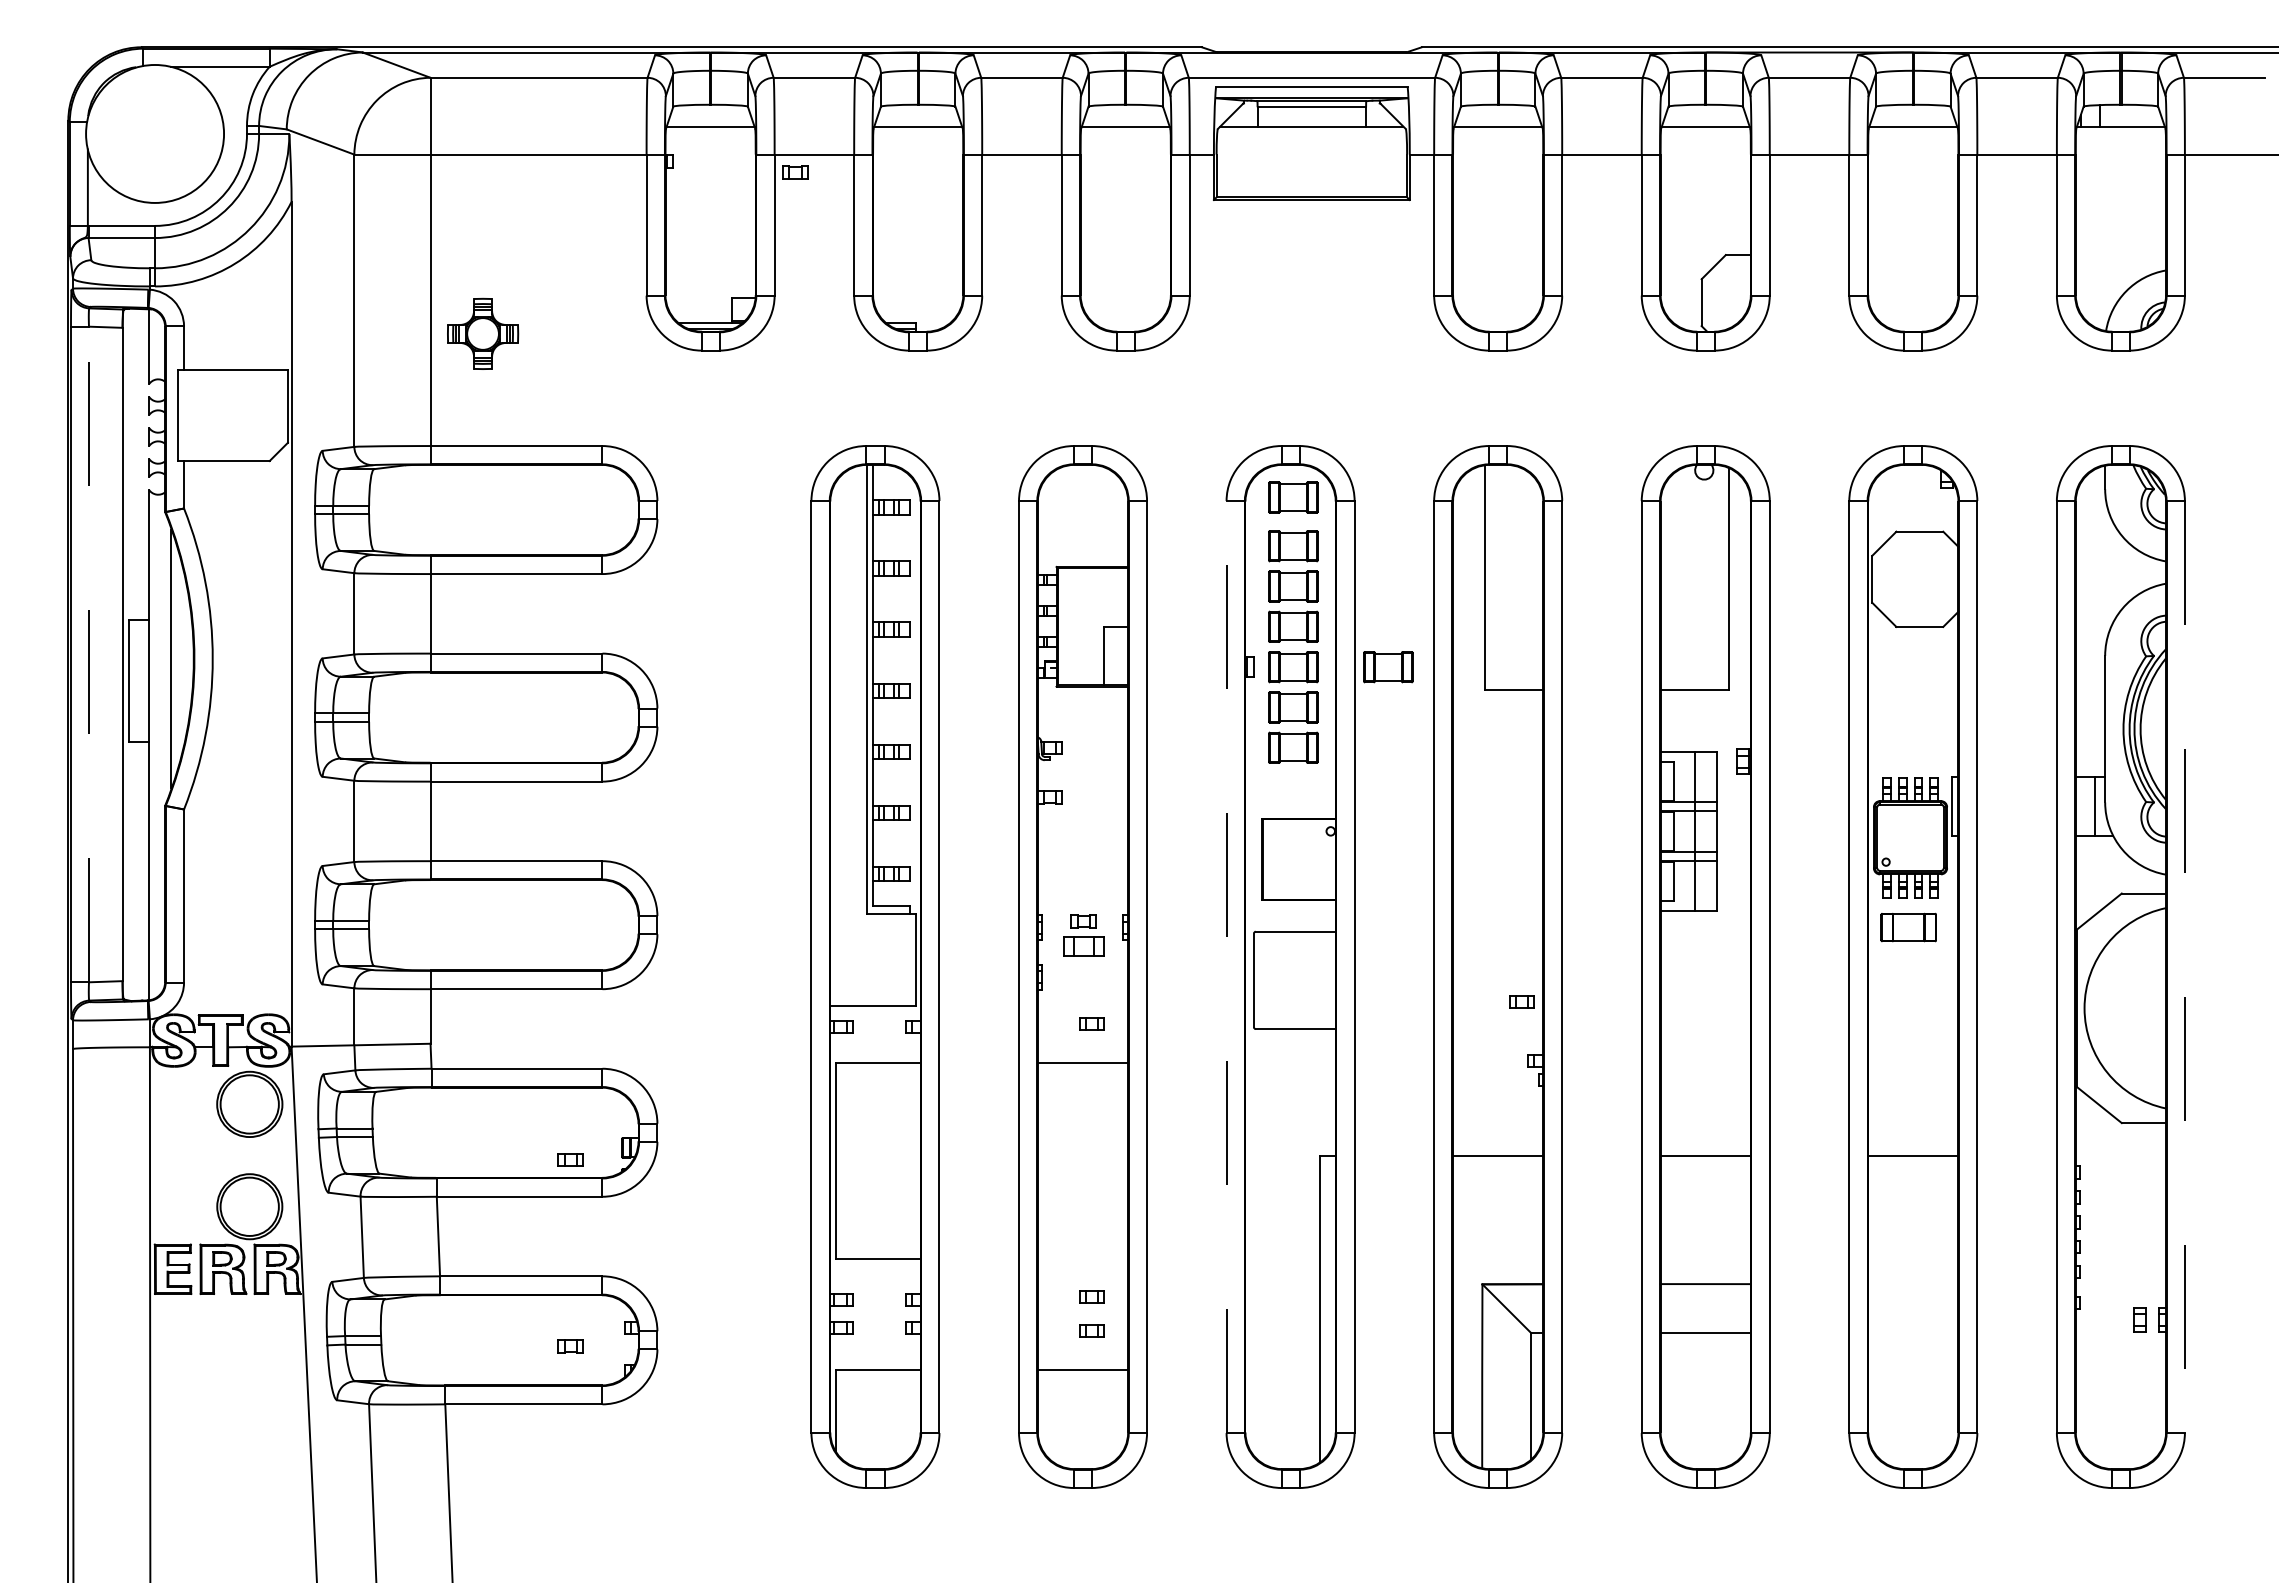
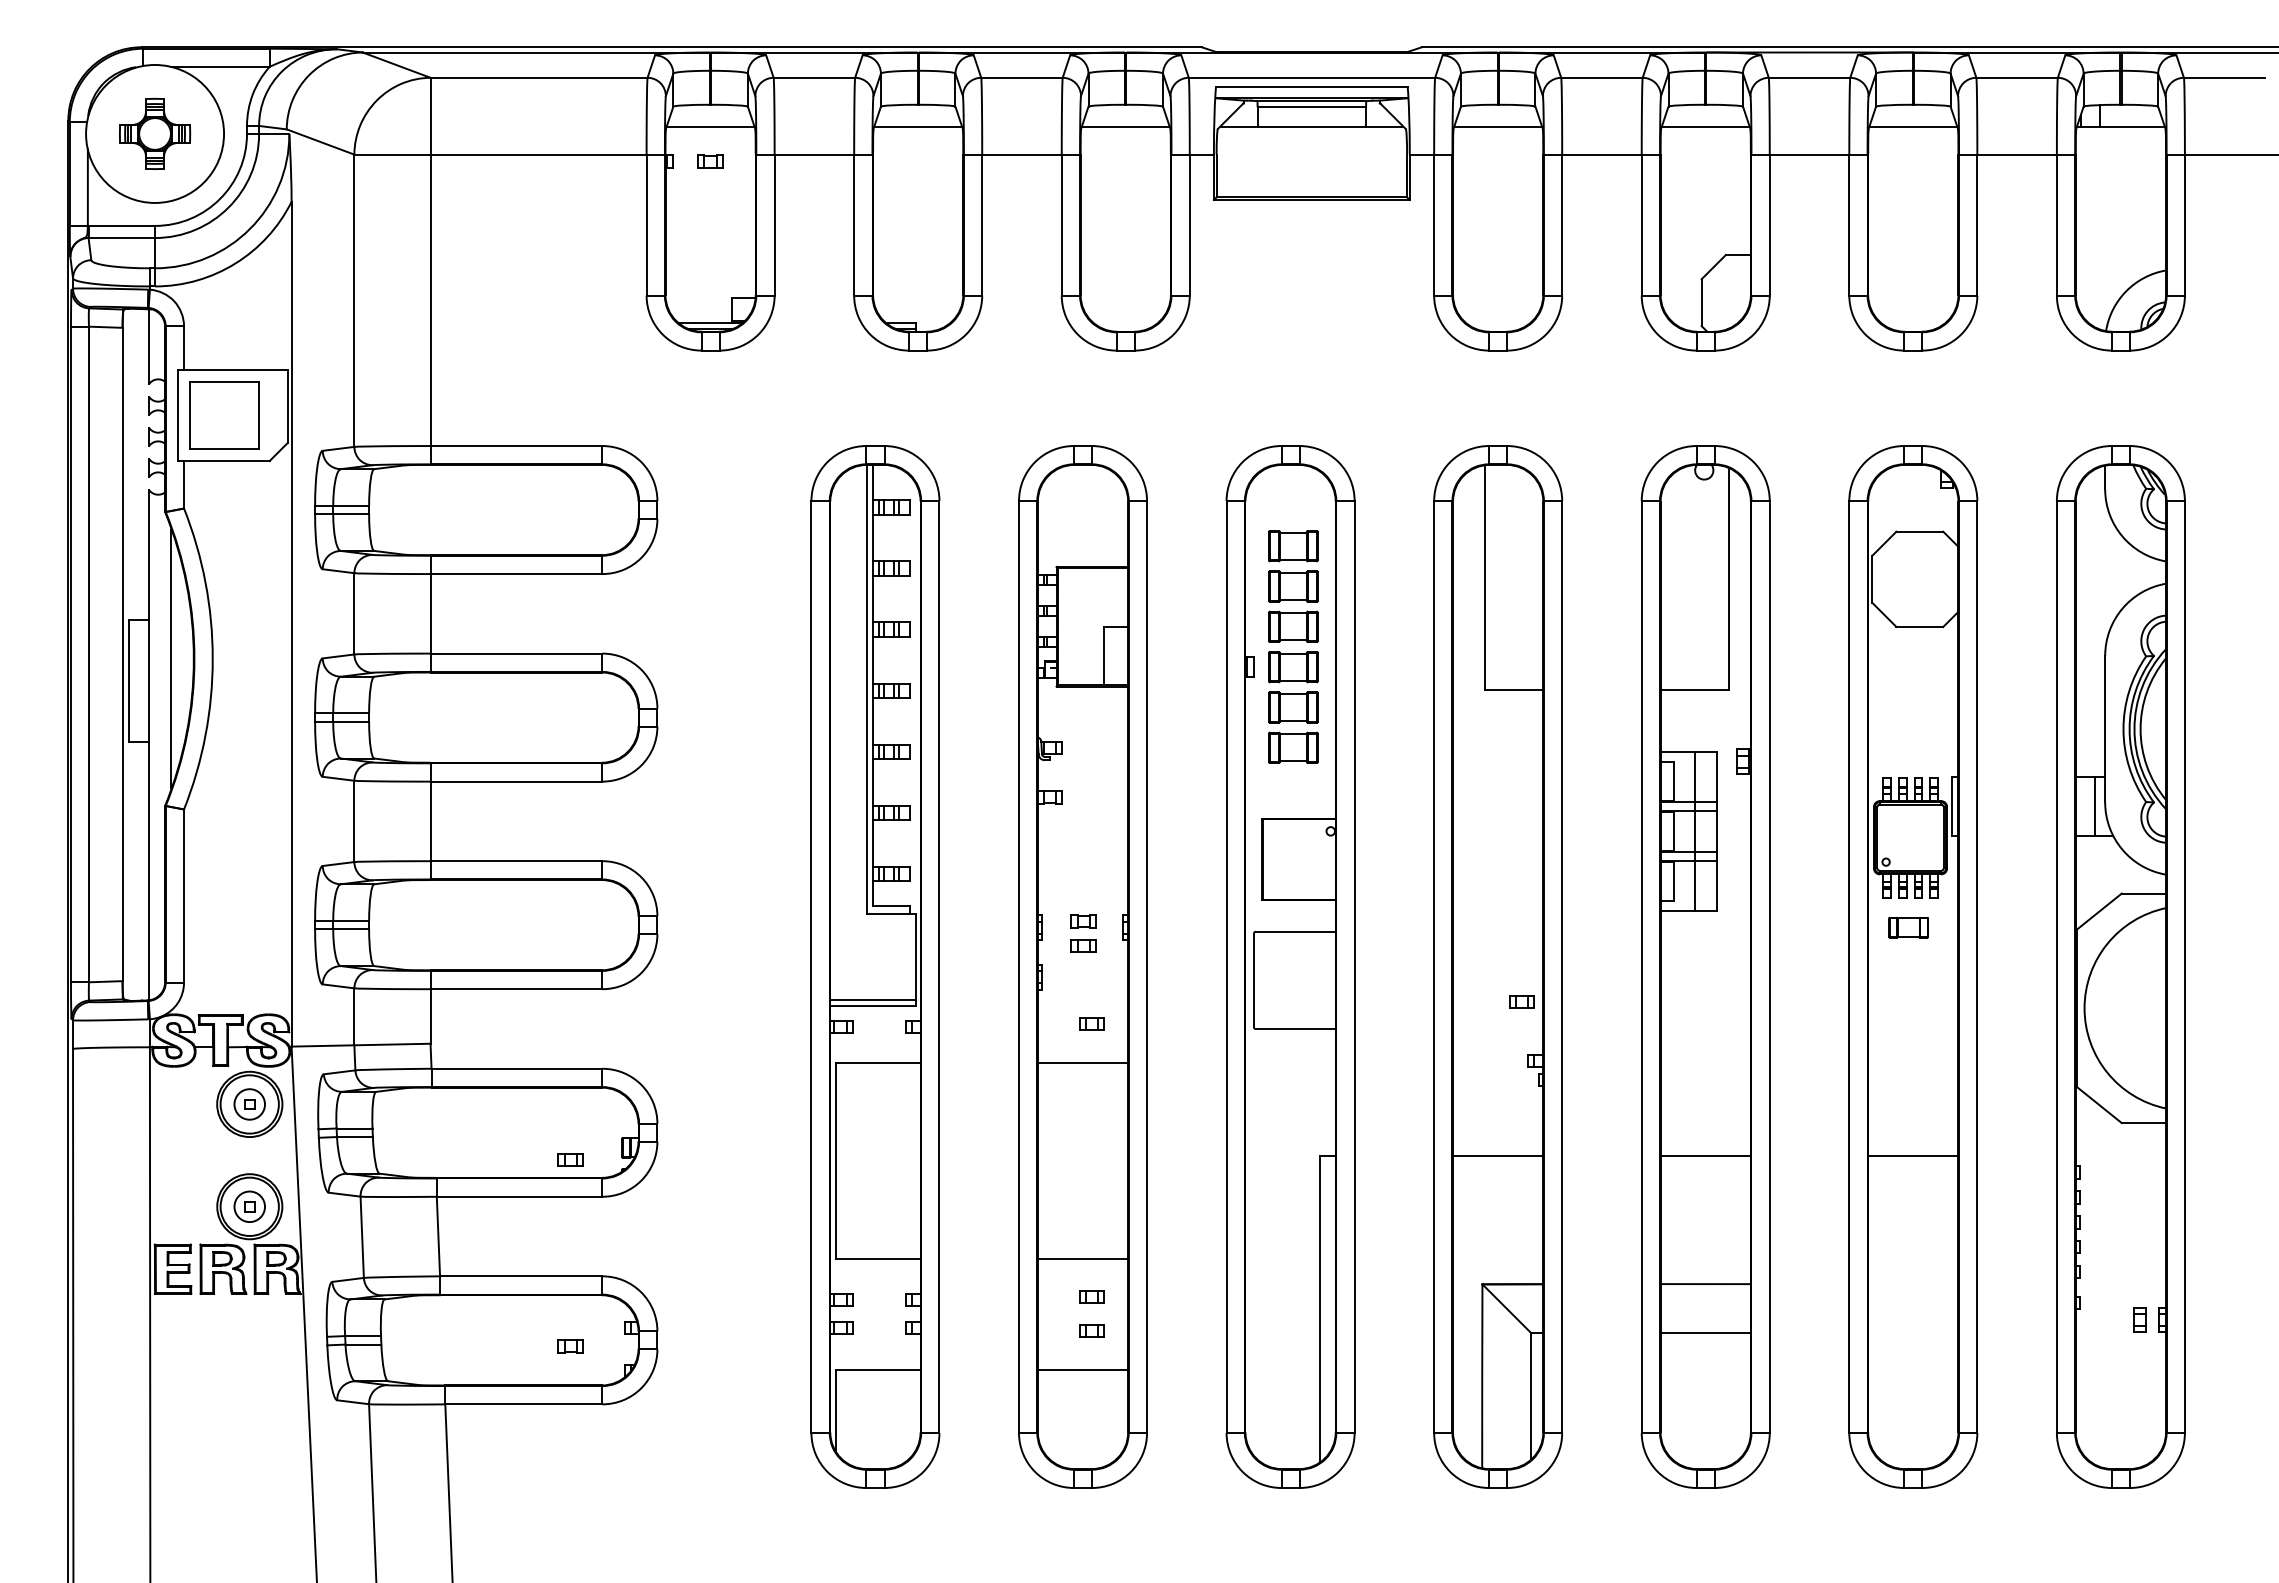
part position: (795, 172) -> (710, 161) (710, 161)
part position: (483, 333) -> (155, 133) (155, 133)
part: none -> present (224, 415)
part: present -> none (1293, 497)
line: dashed -> solid (89, 654)
part: present -> none (1388, 667)
part size: 57x31 px -> 41x22 px (1908, 927)
part size: 42x21 px -> 27x14 px (1083, 945)
line: dashed -> solid (1226, 966)
line: dashed -> solid (2184, 967)
line: none -> present (873, 1000)
part: none -> present (249, 1104)
part: none -> present (249, 1206)
line: none -> present (1082, 1258)
